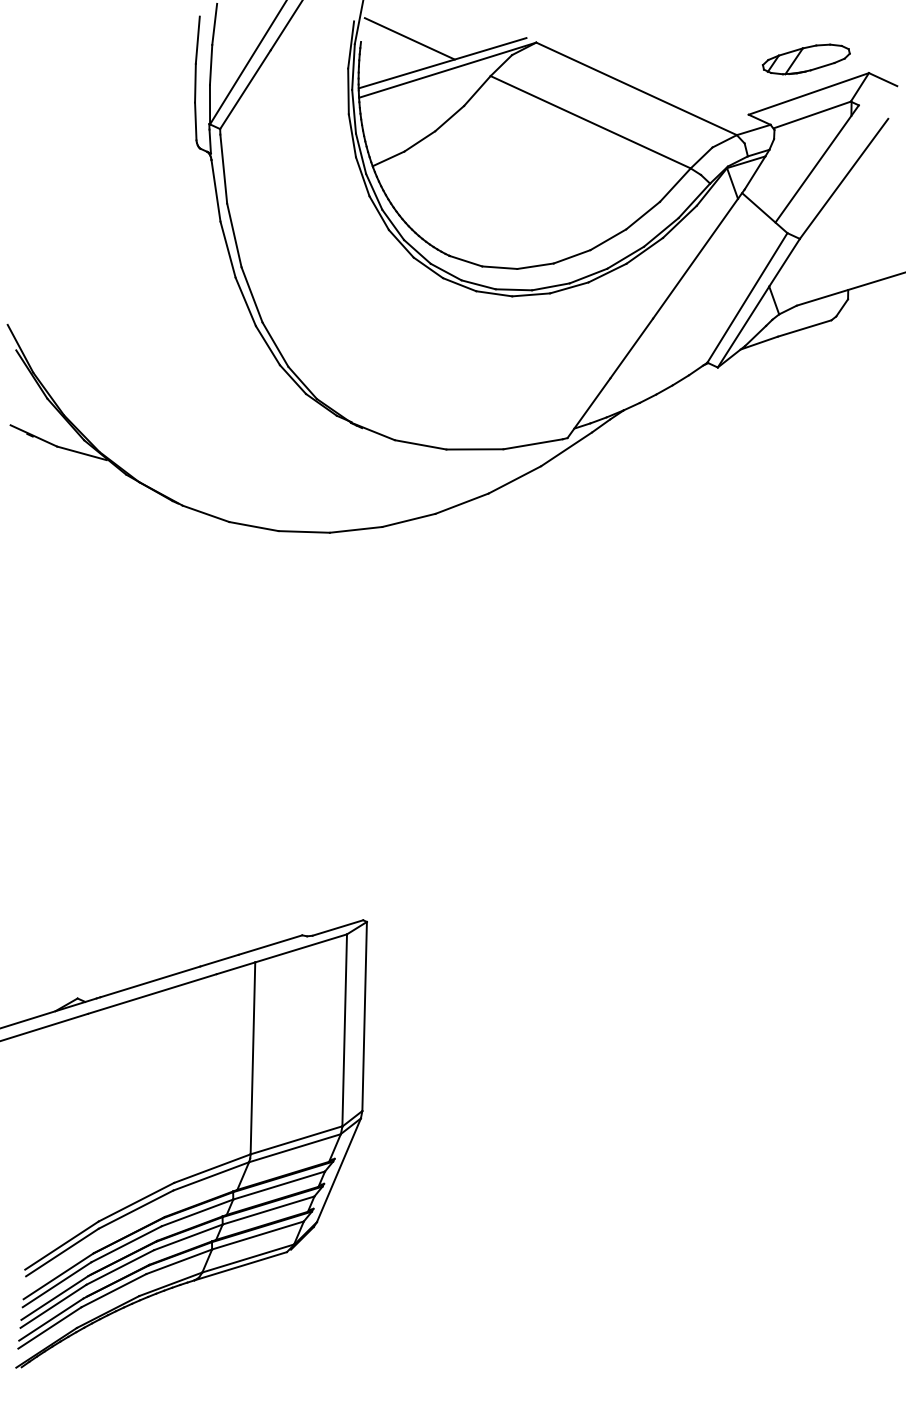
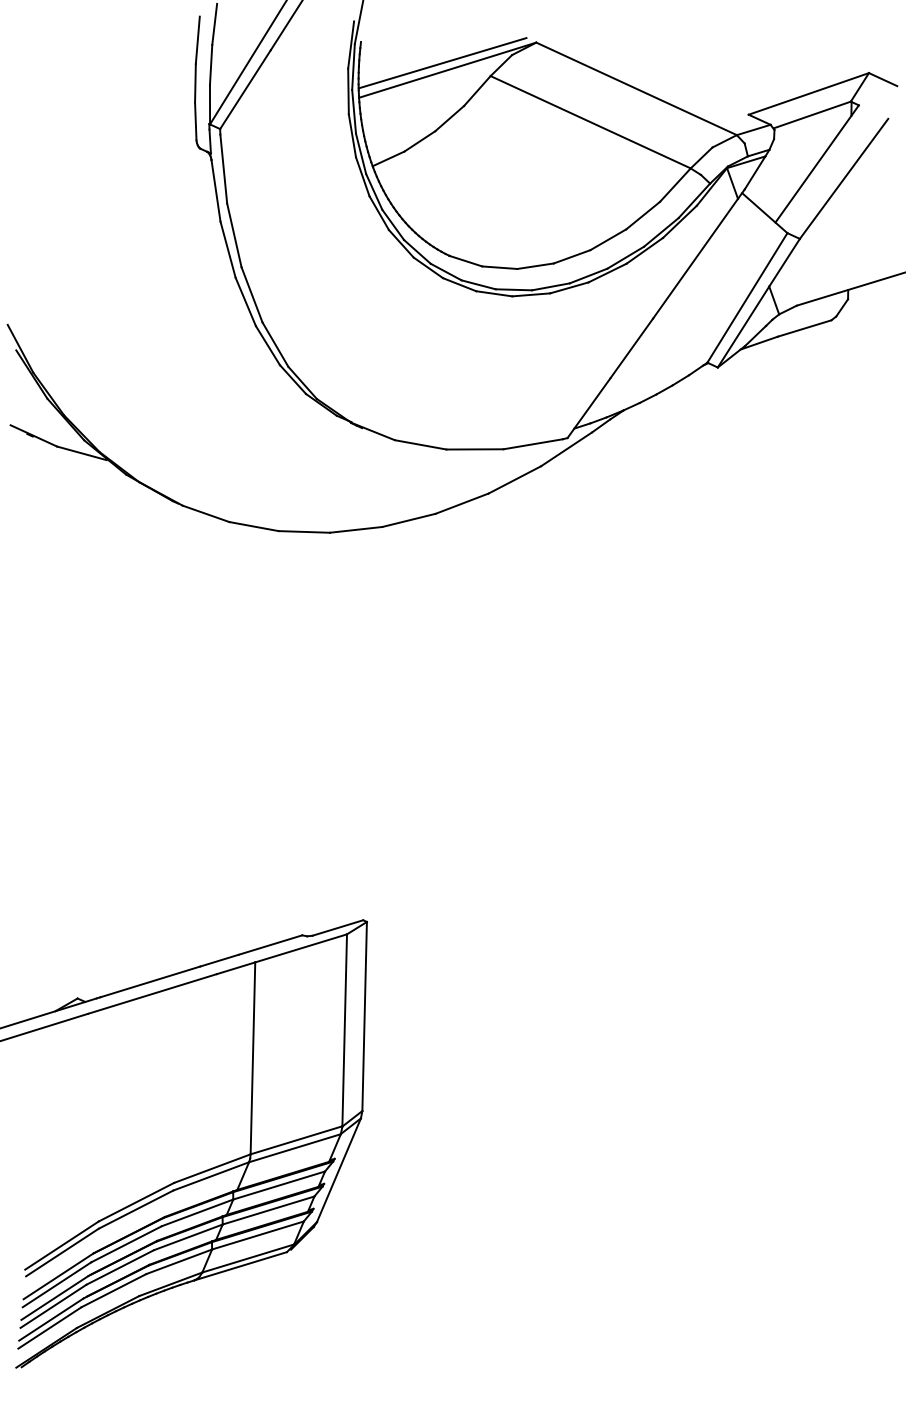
line: present -> none (409, 38)
part: present -> none (805, 59)
